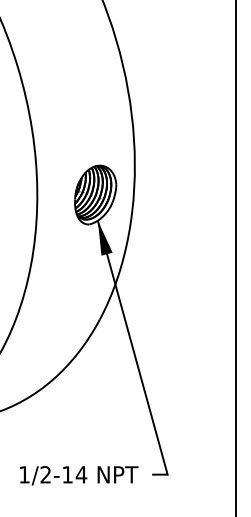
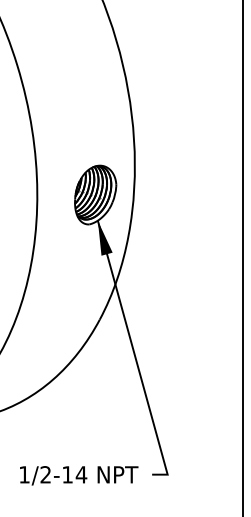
line position: (236, 257) -> (243, 257) (243, 257)
